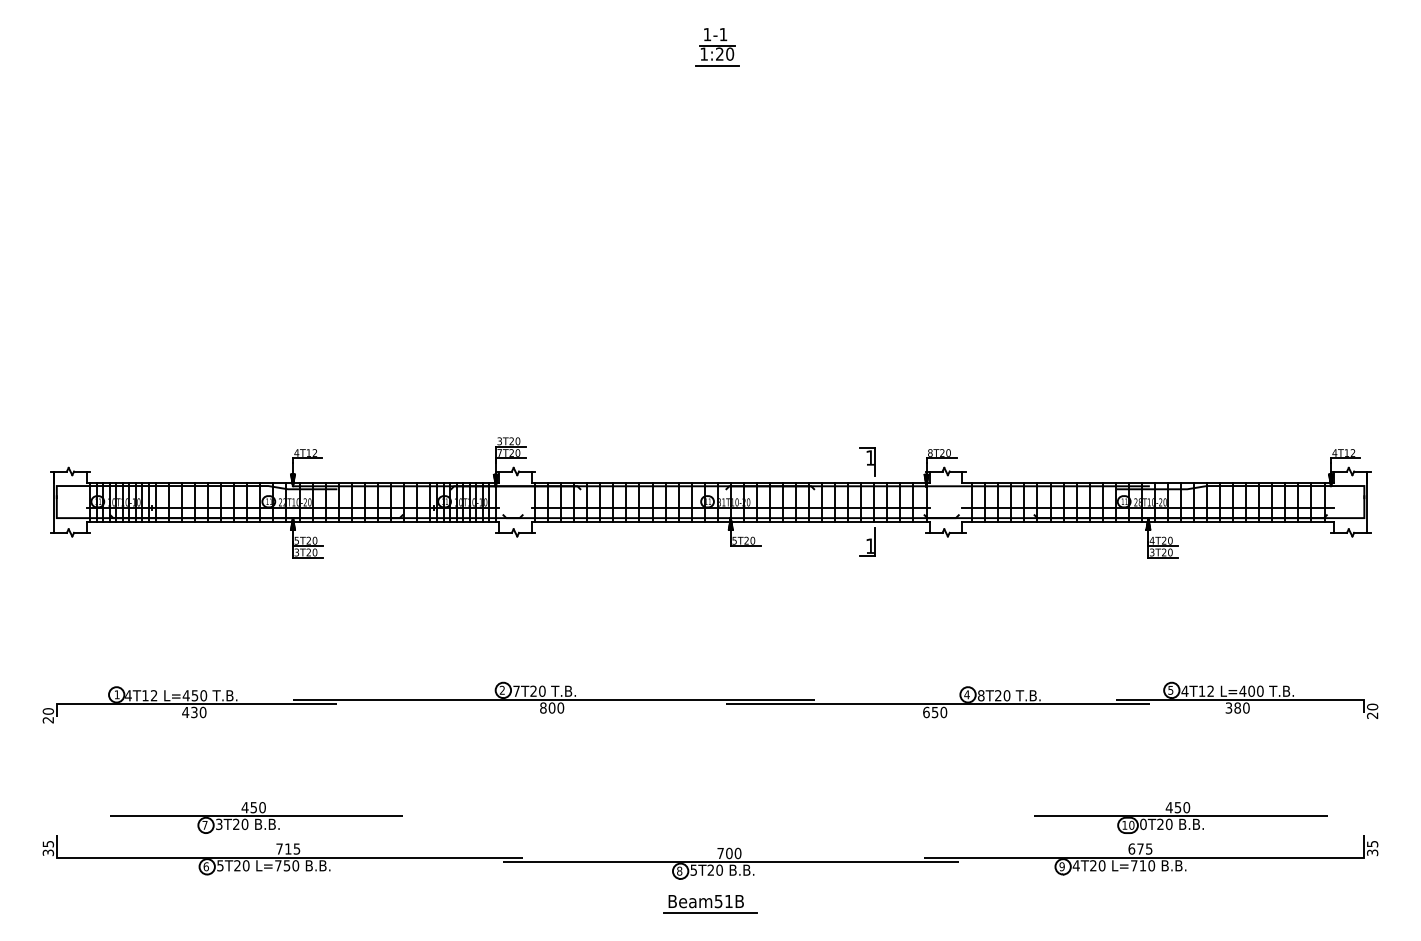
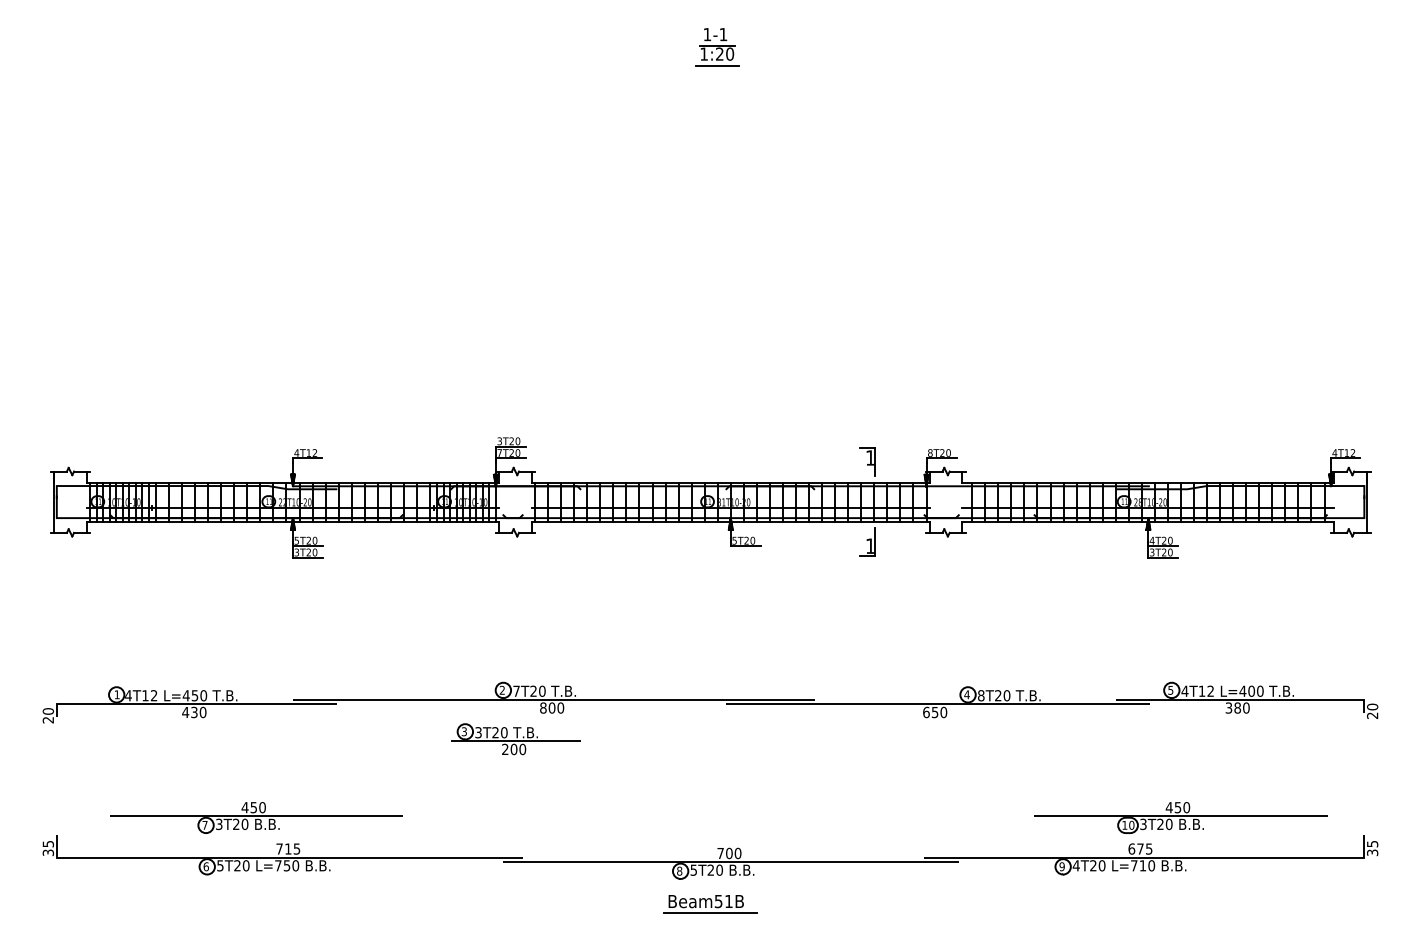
part: none -> present (515, 739)
text: 0T20 -> 3T20 (1143, 824)
